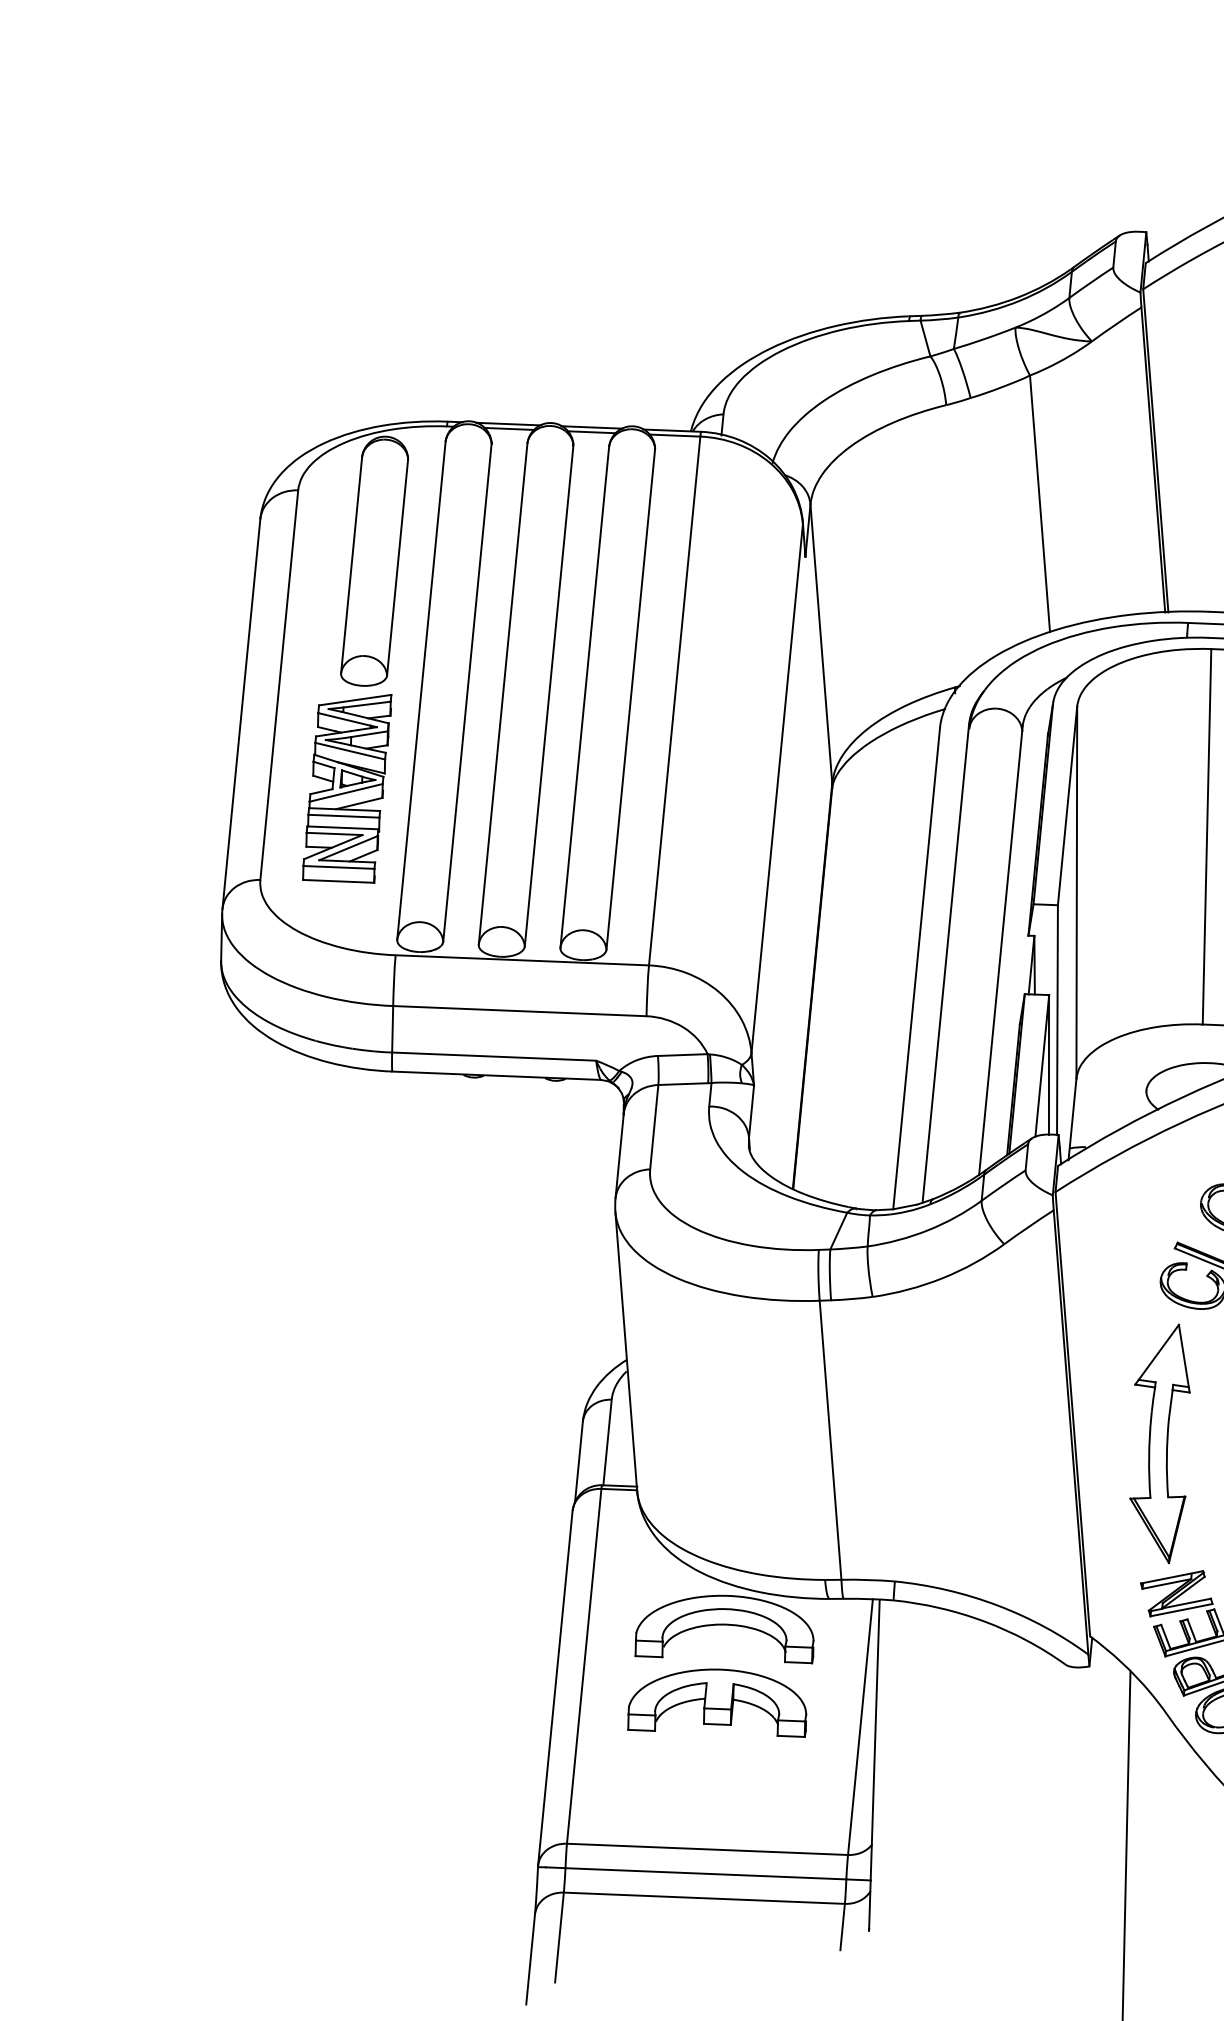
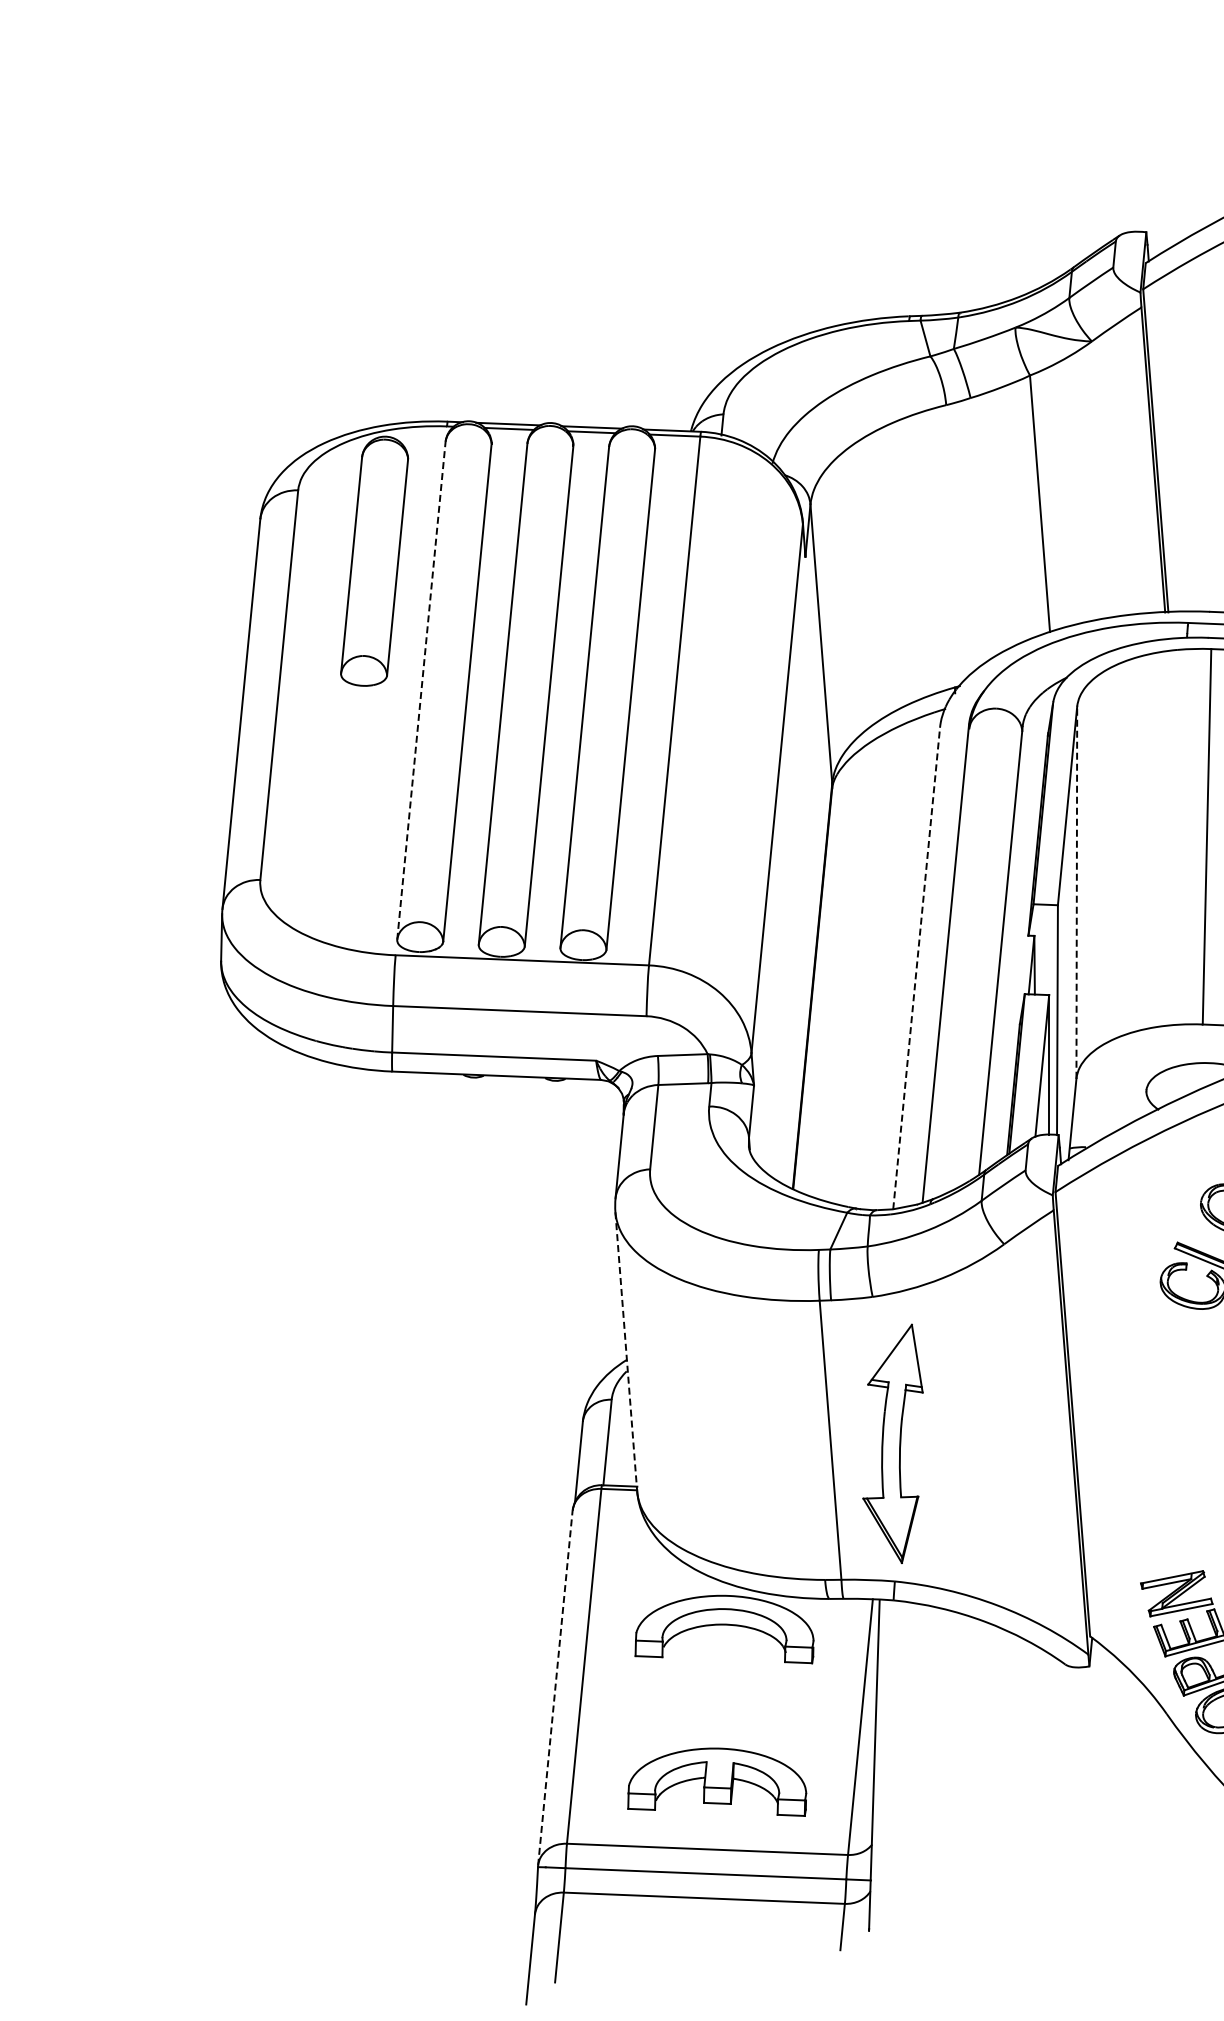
line: solid -> dashed (421, 690)
part: present -> none (347, 788)
line: solid -> dashed (1076, 892)
line: solid -> dashed (916, 968)
line: solid -> dashed (626, 1351)
part position: (1159, 1443) -> (892, 1443) (892, 1443)
line: solid -> dashed (555, 1687)
part position: (717, 1702) -> (717, 1781) (717, 1781)
line: present -> none (1126, 1844)
